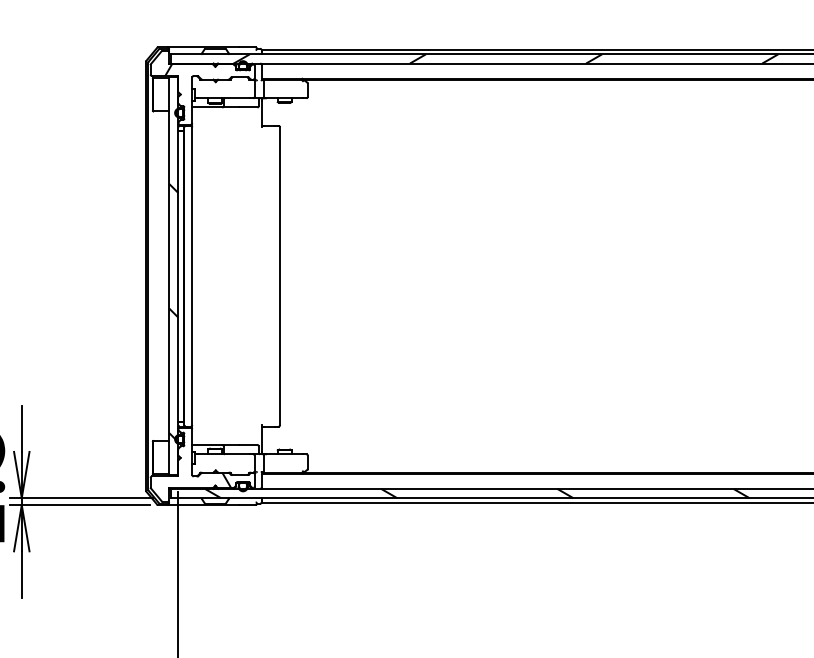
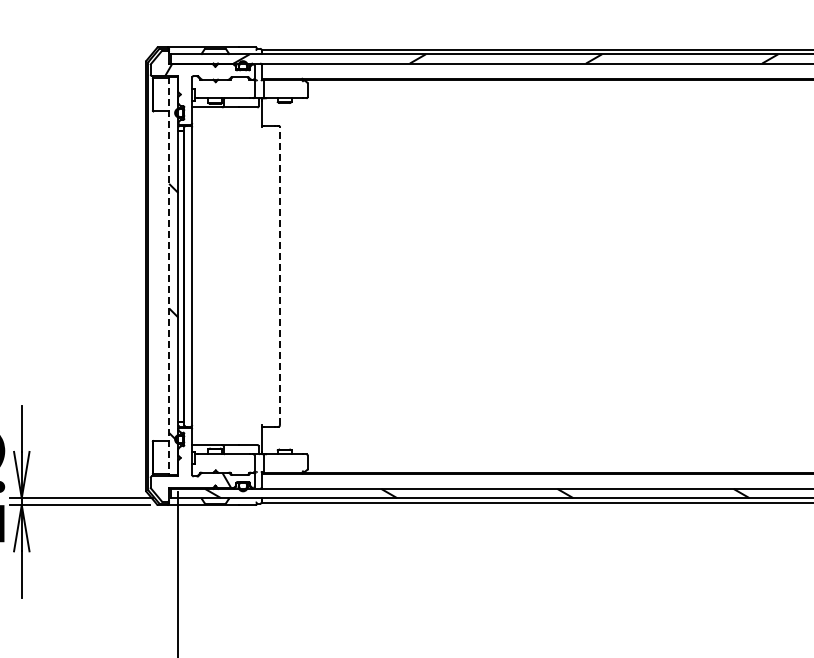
line: solid -> dashed (169, 276)
line: solid -> dashed (280, 276)
